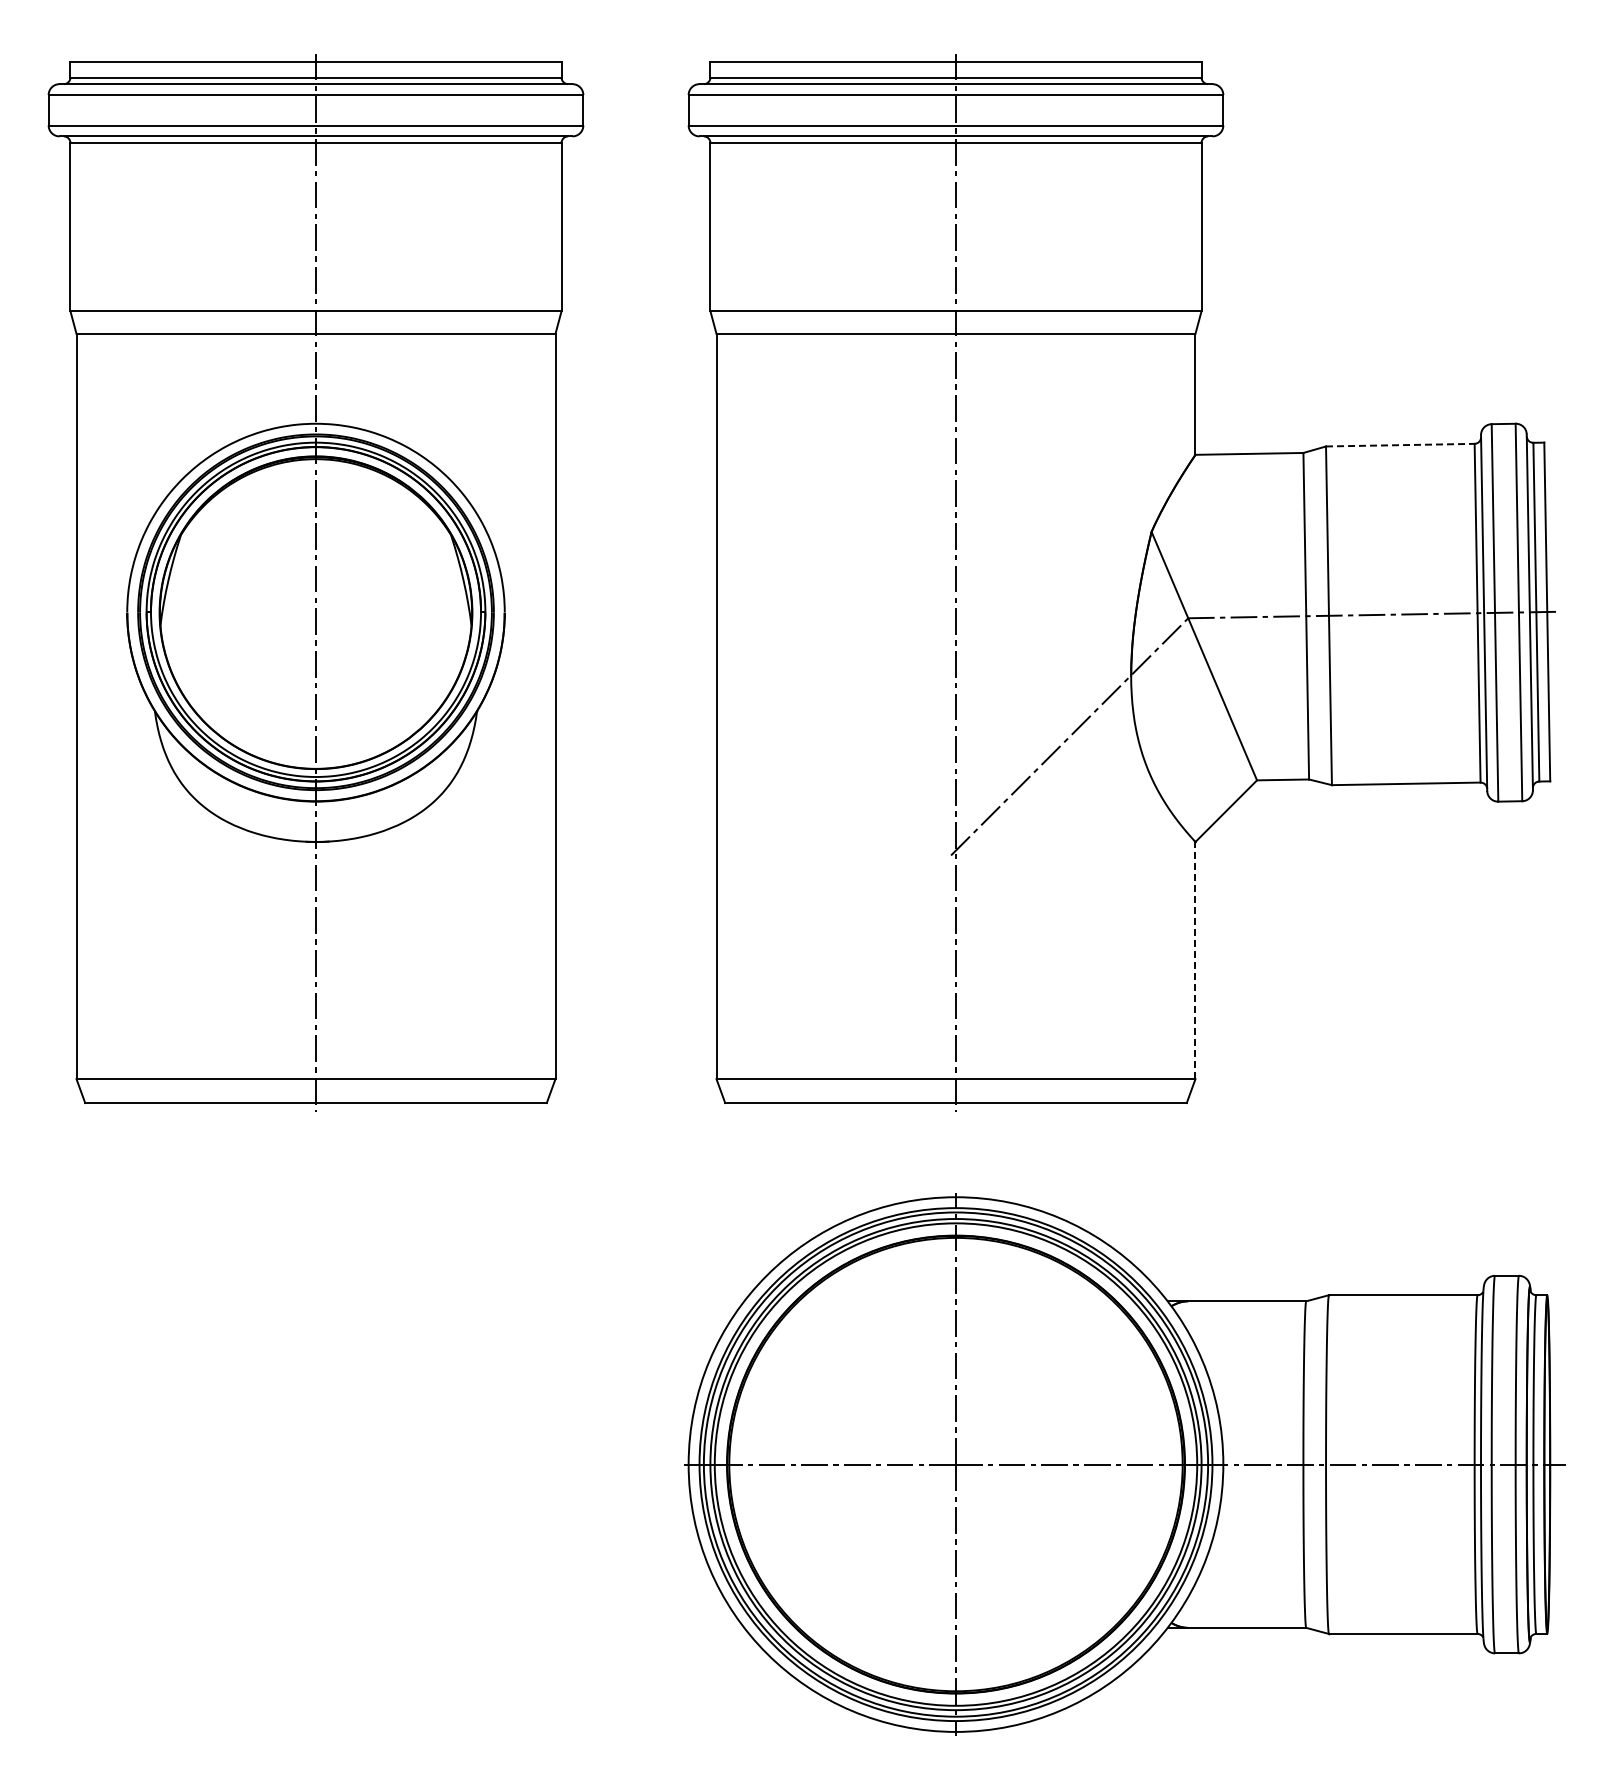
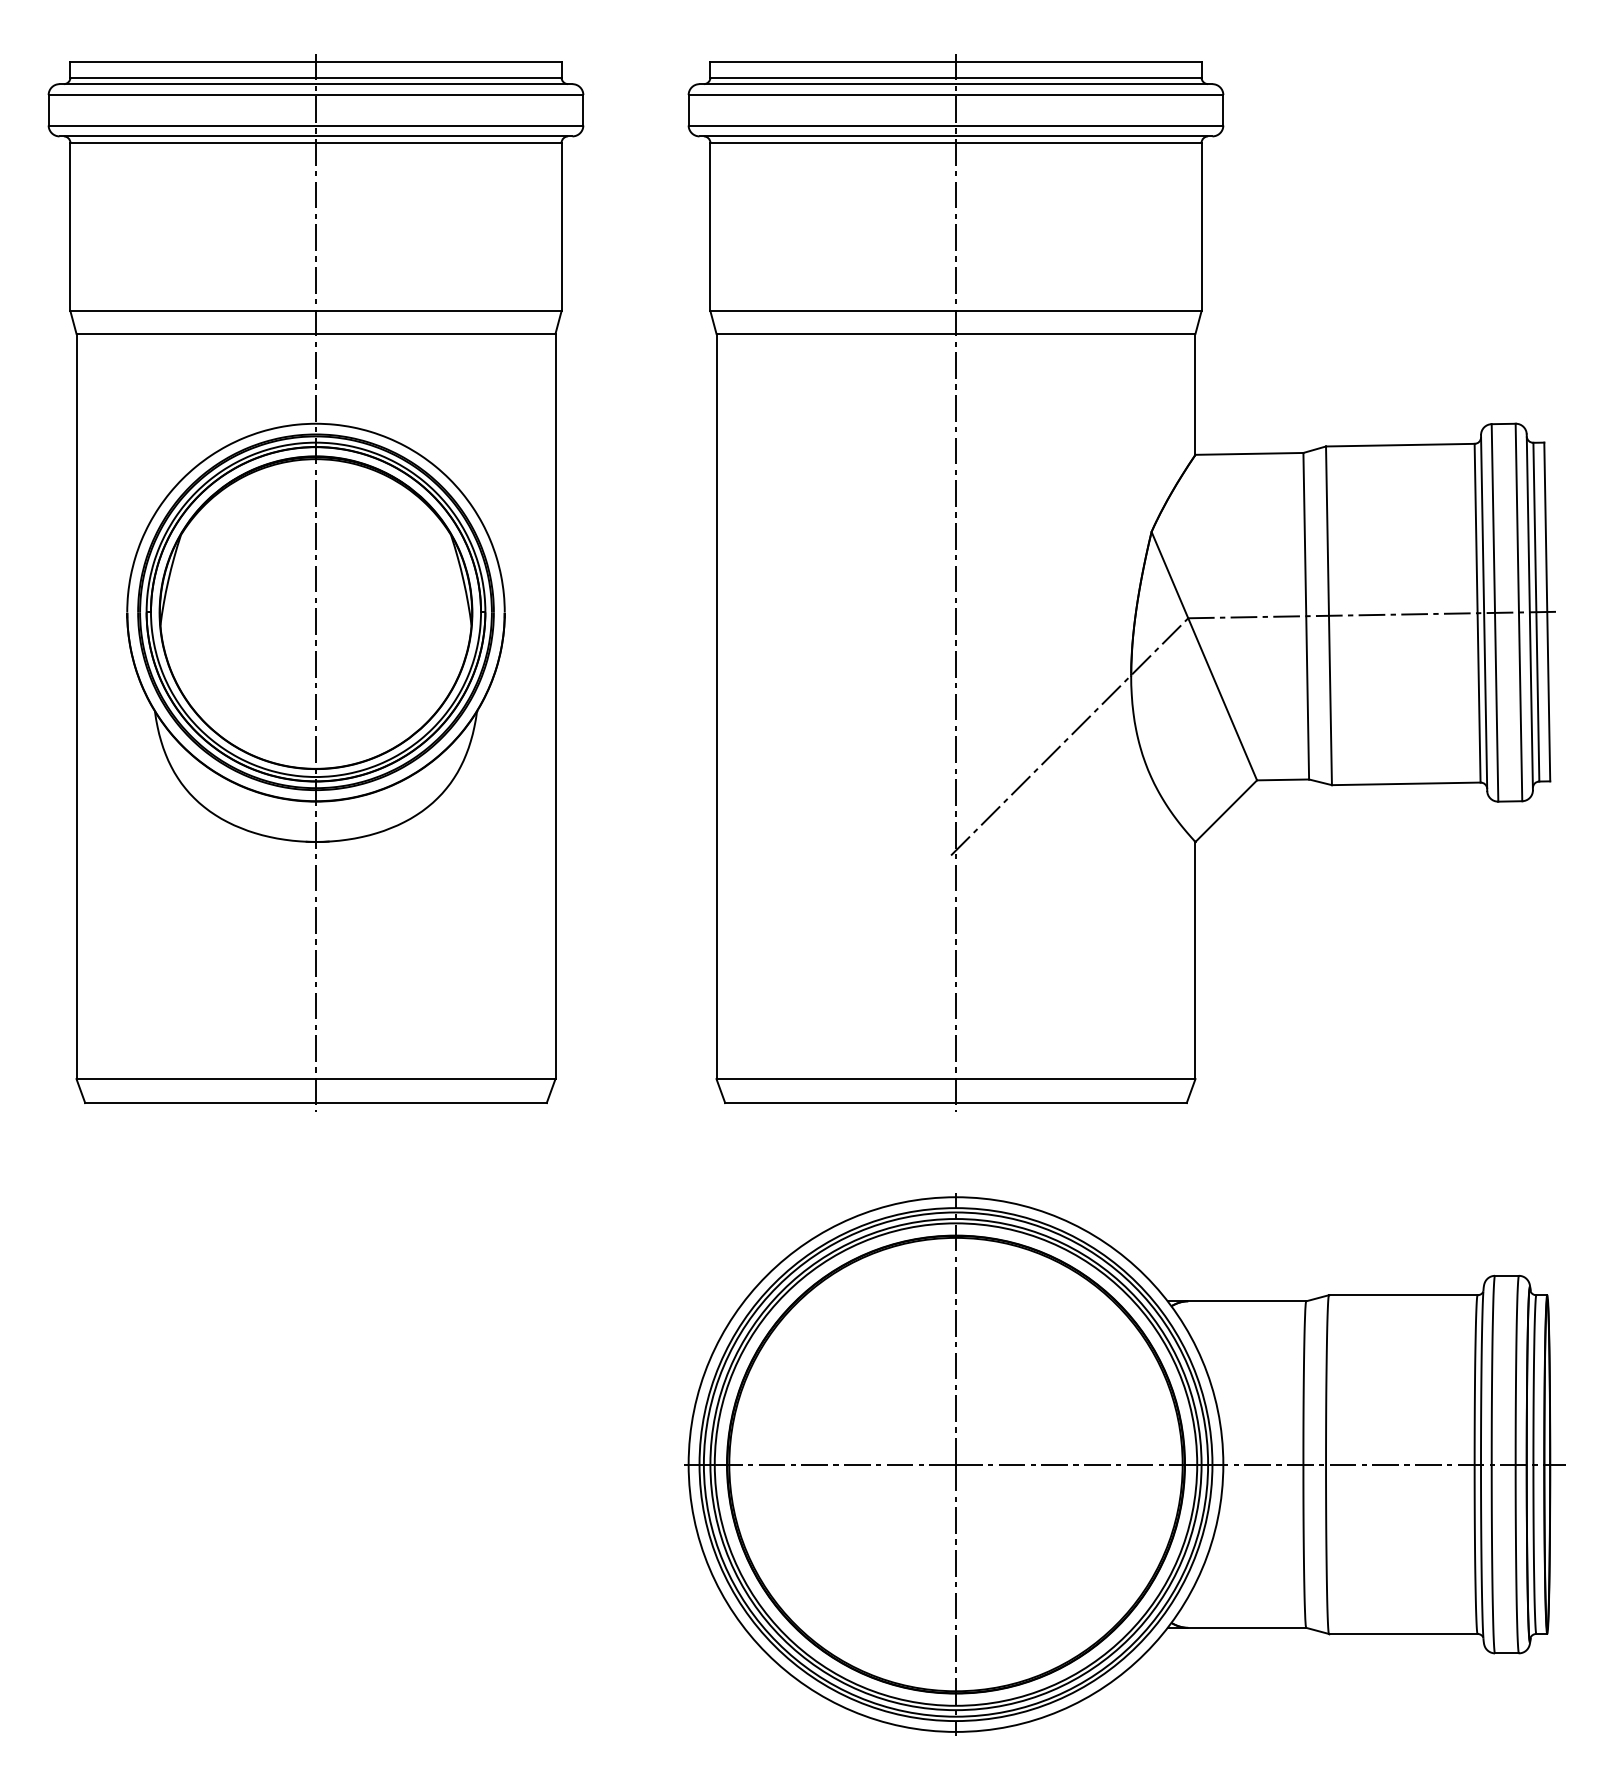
line: dashed -> solid (1400, 445)
line: dashed -> solid (1195, 960)
